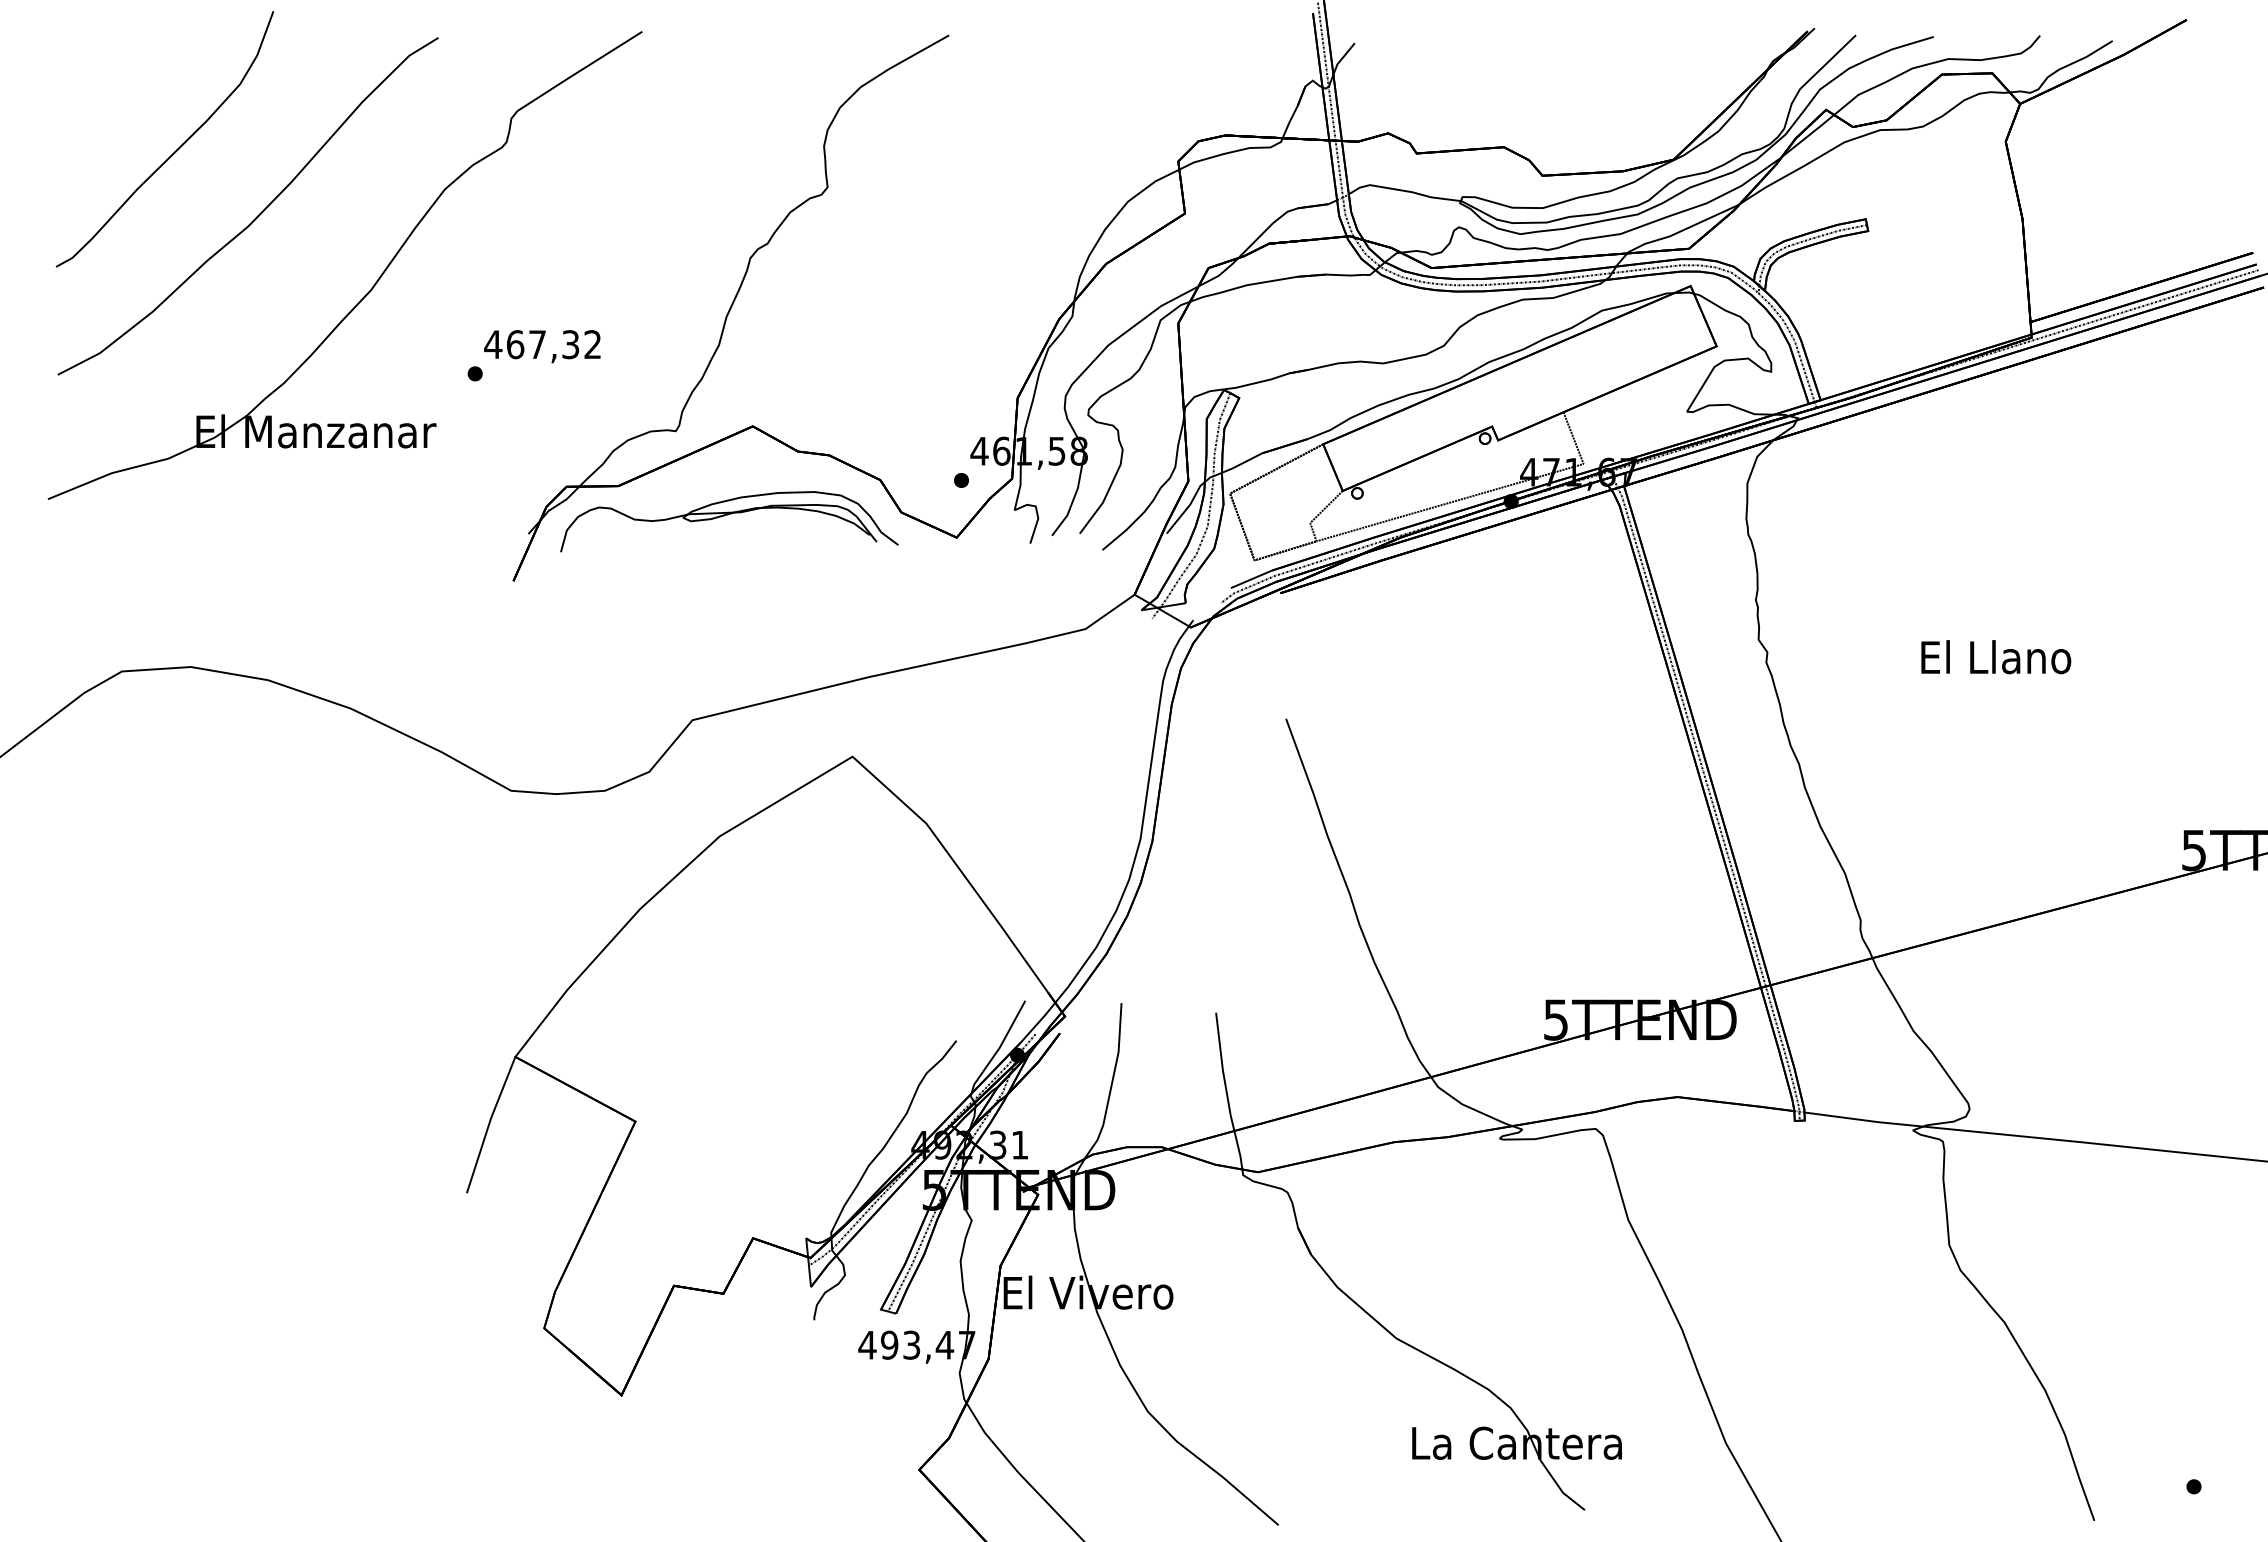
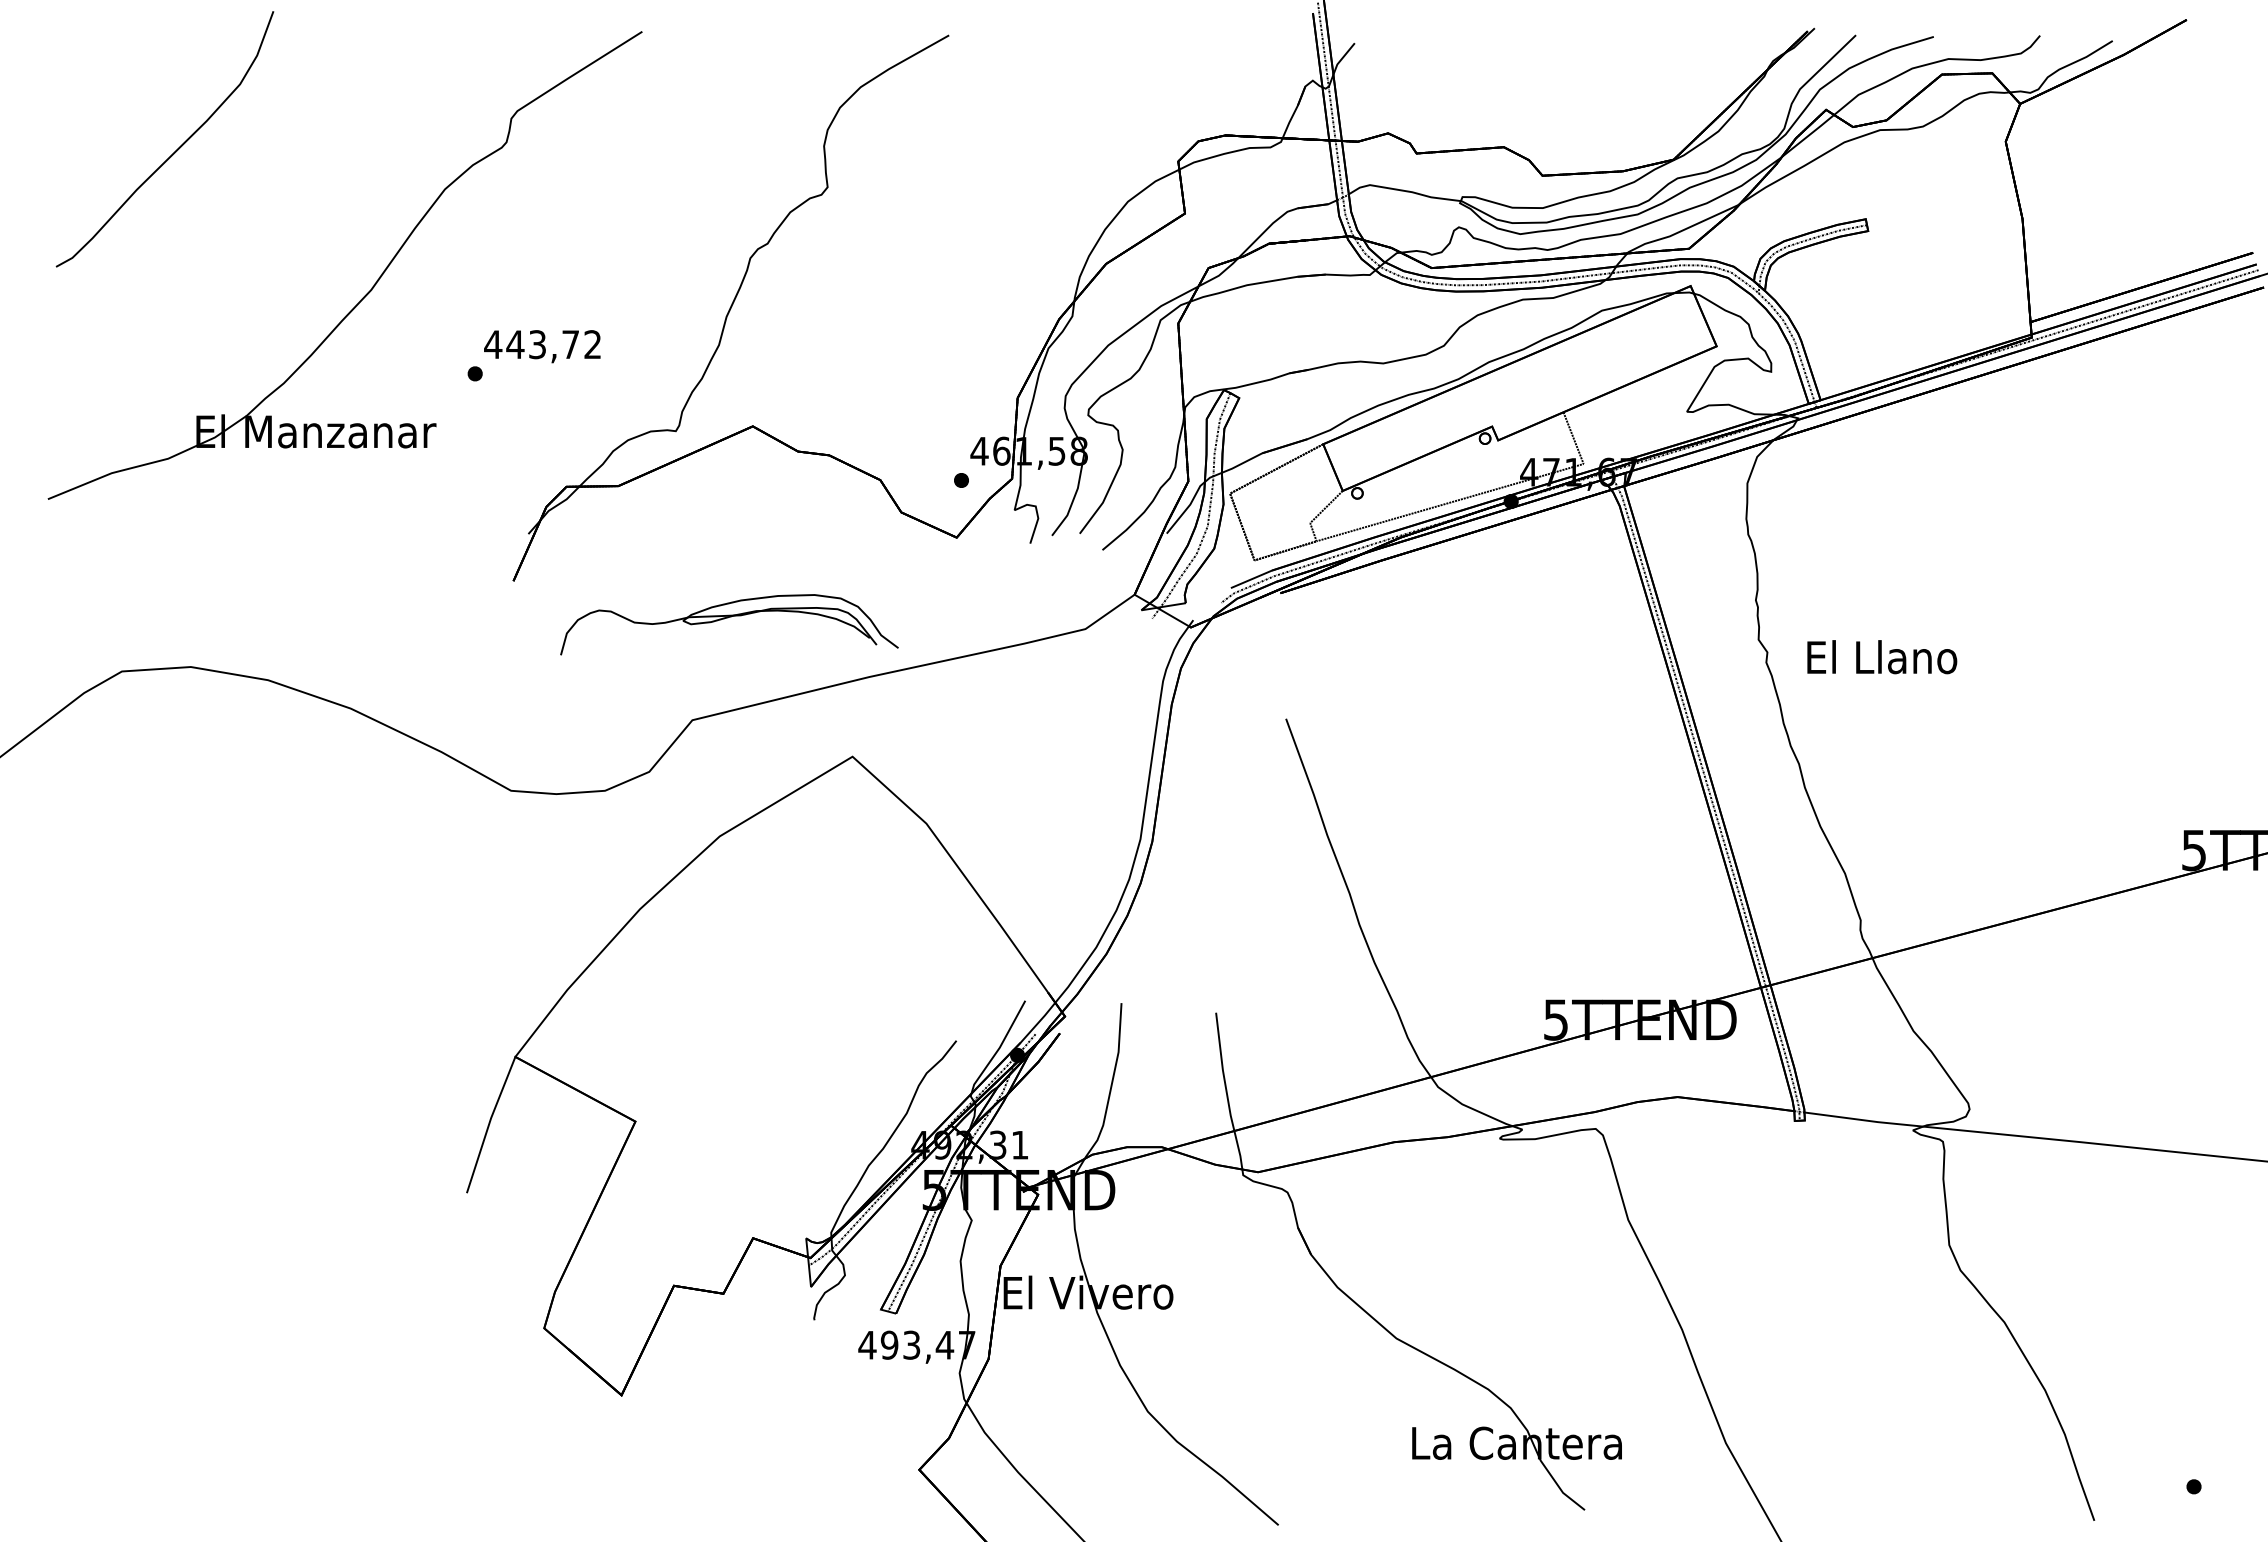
curve: present -> none (257, 215)
text: 467,32 -> 443,72 (542, 344)
part position: (728, 515) -> (728, 618) (728, 618)
text position: (1996, 657) -> (1882, 657) (1882, 657)
